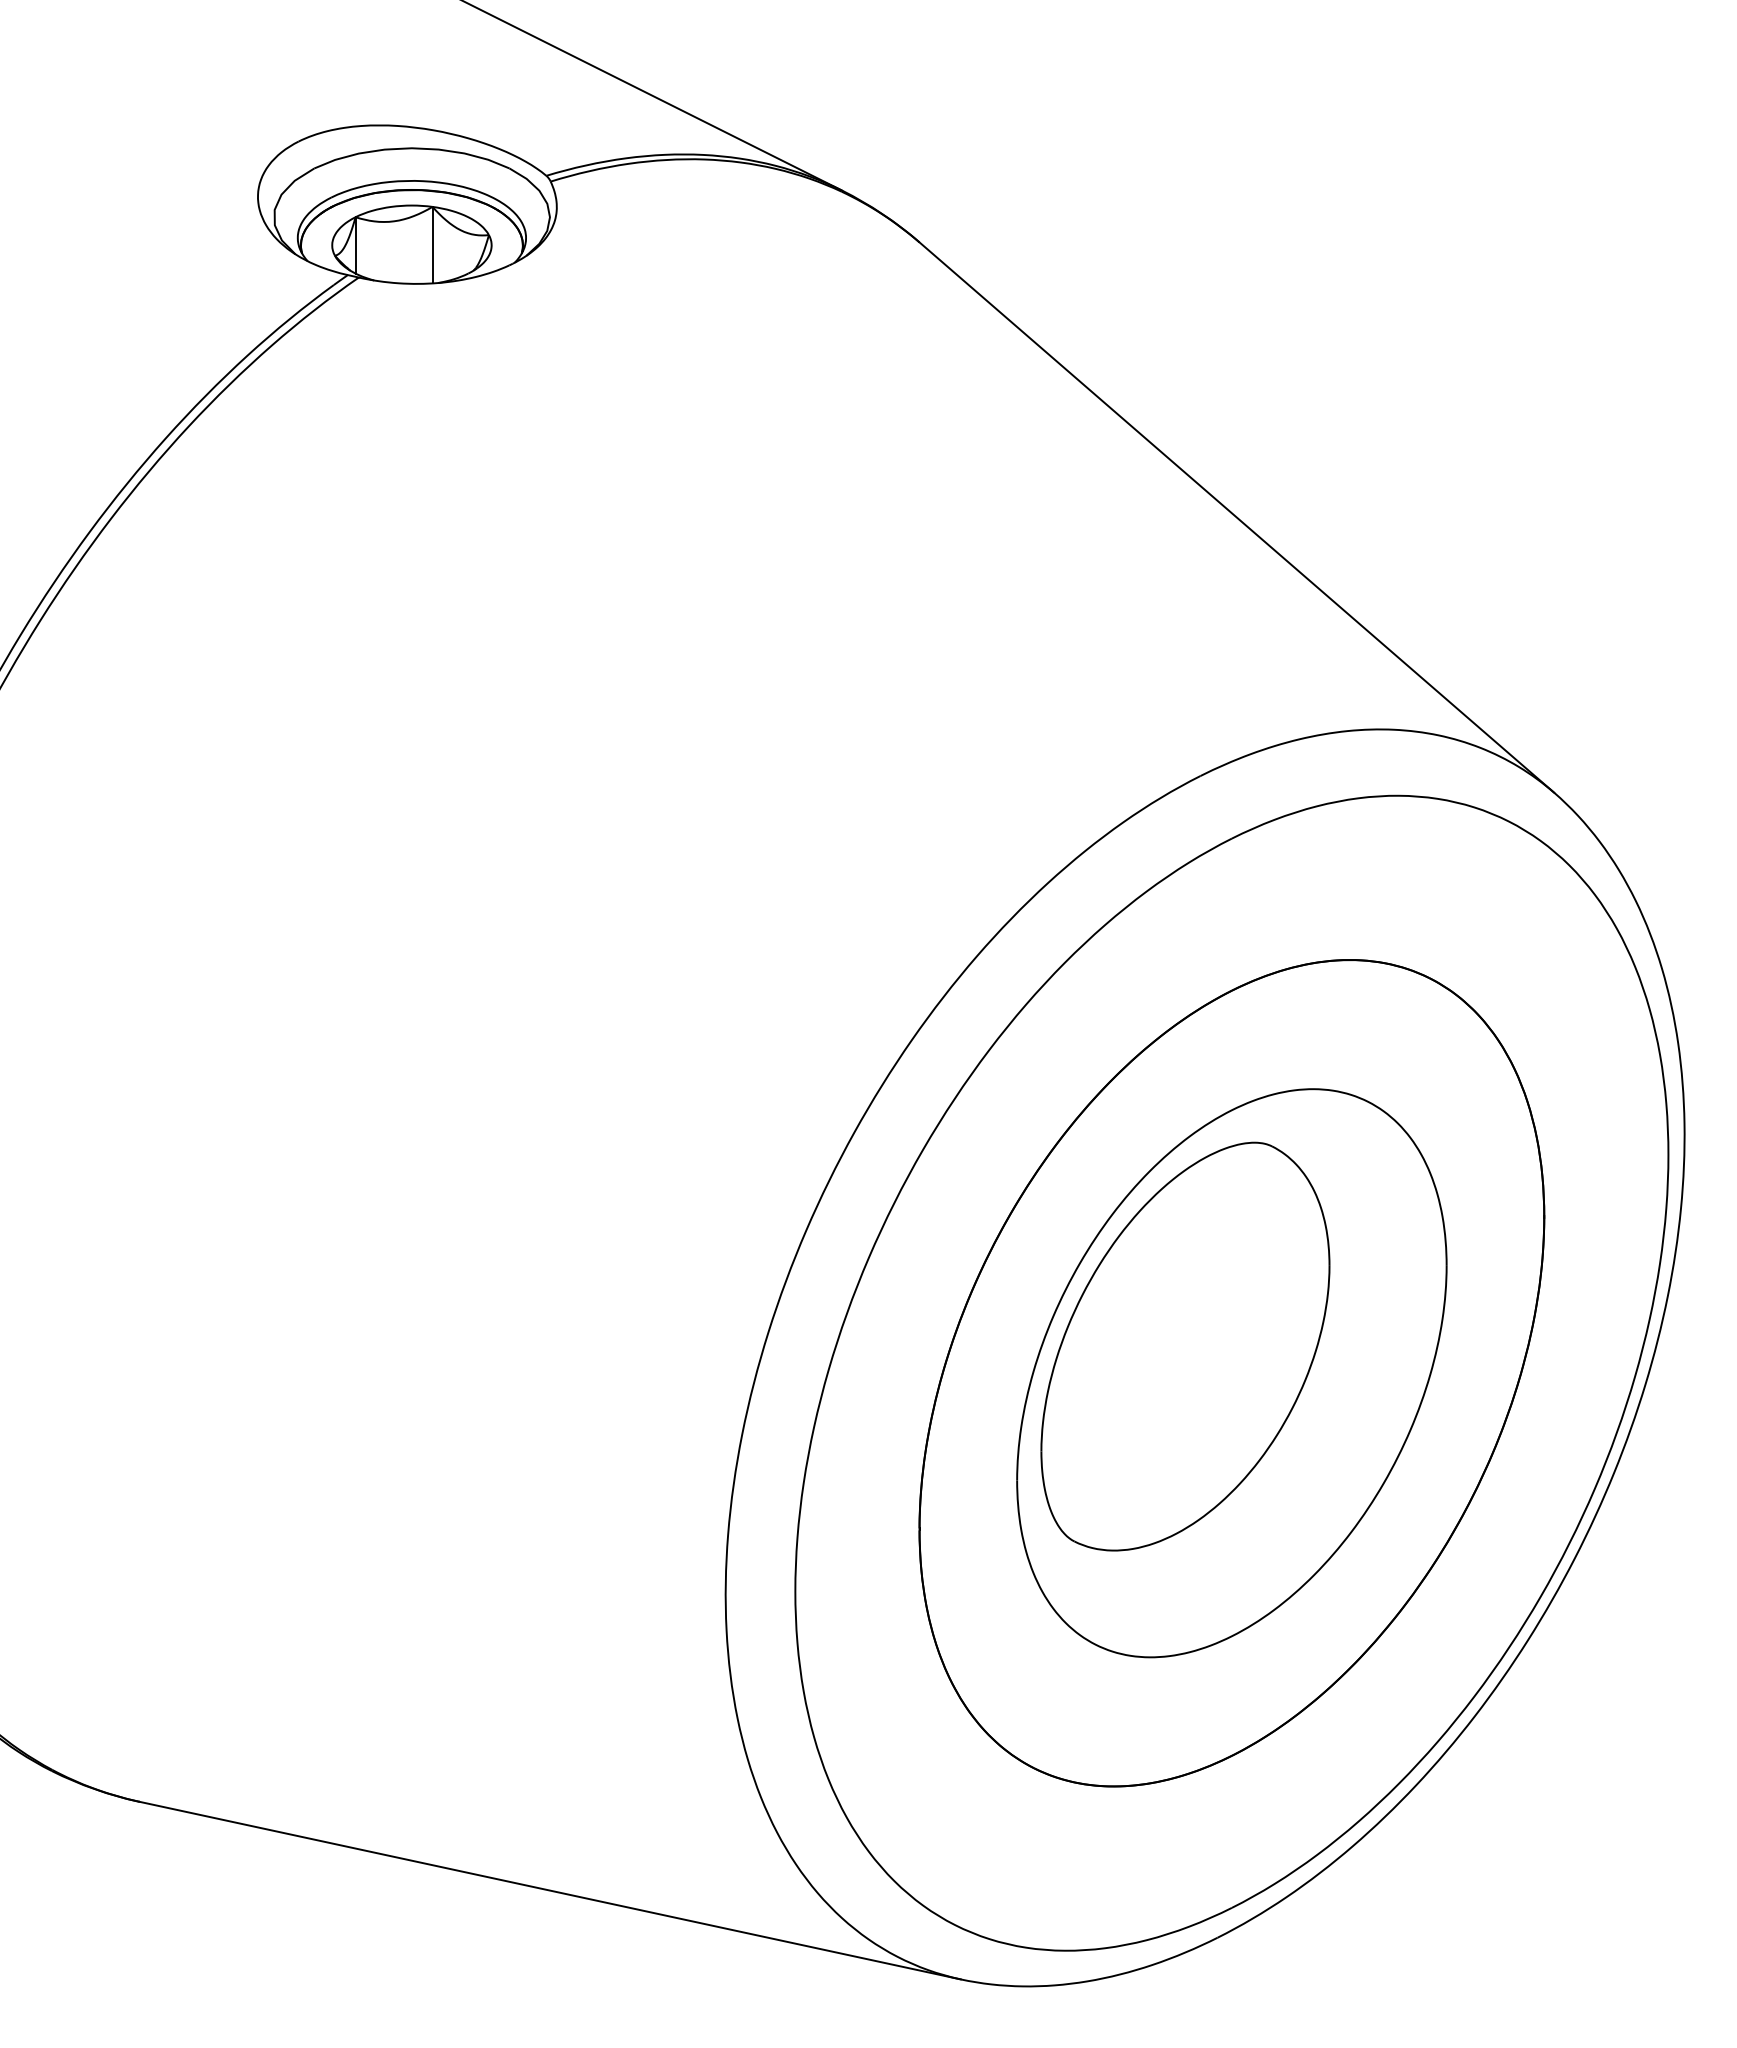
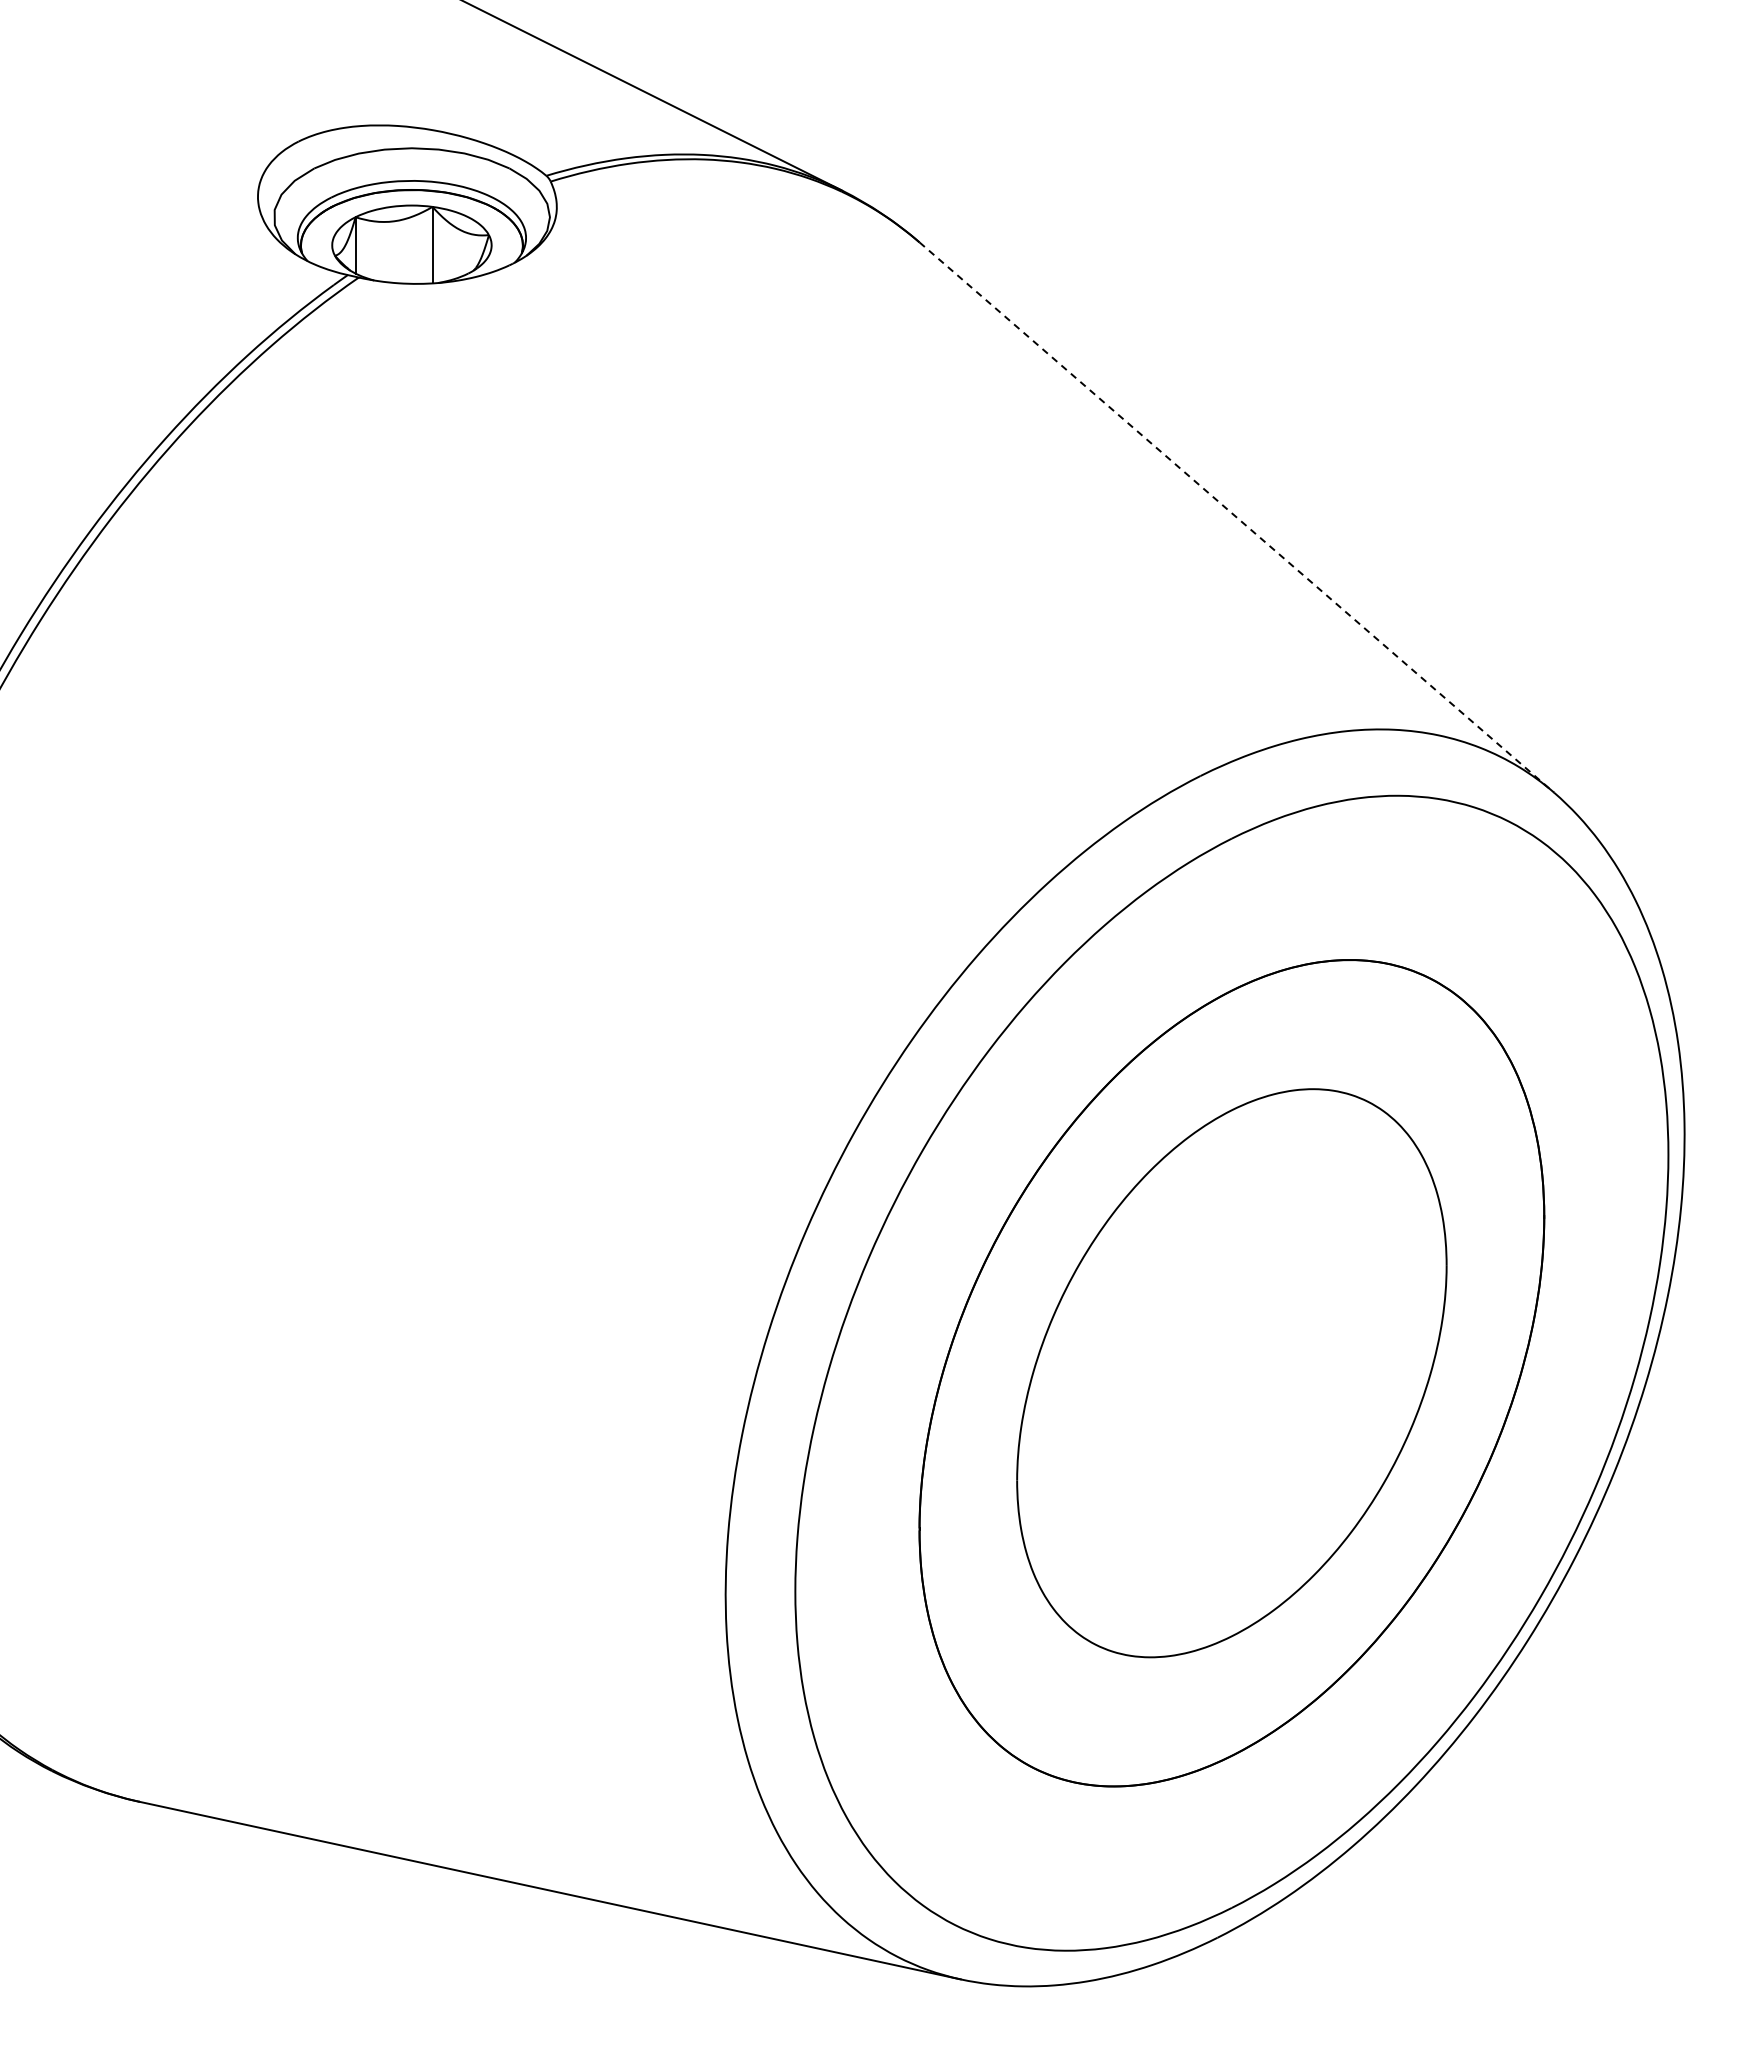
line: solid -> dashed (1236, 517)
part: present -> none (1185, 1346)
